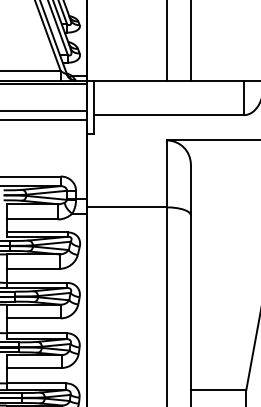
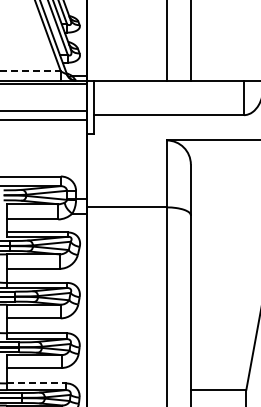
line: solid -> dashed (30, 71)
line: solid -> dashed (36, 383)
